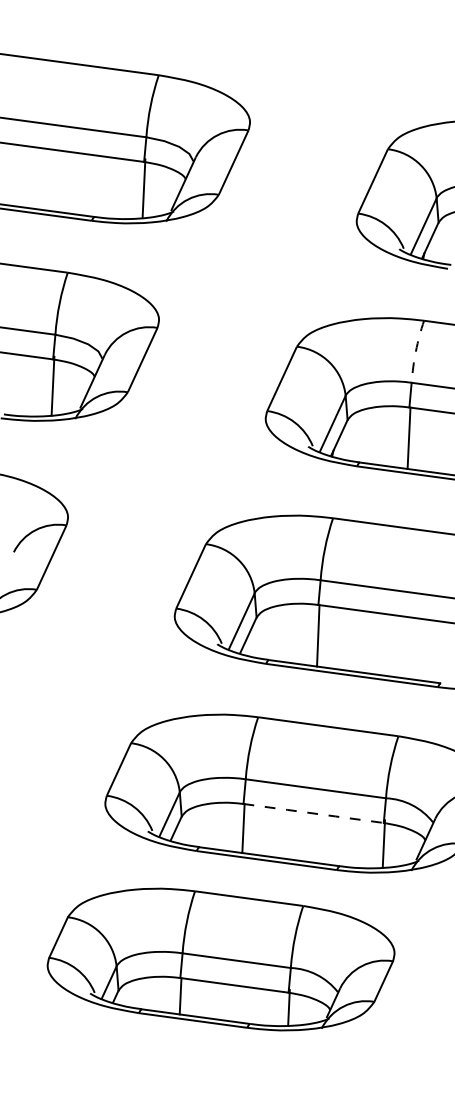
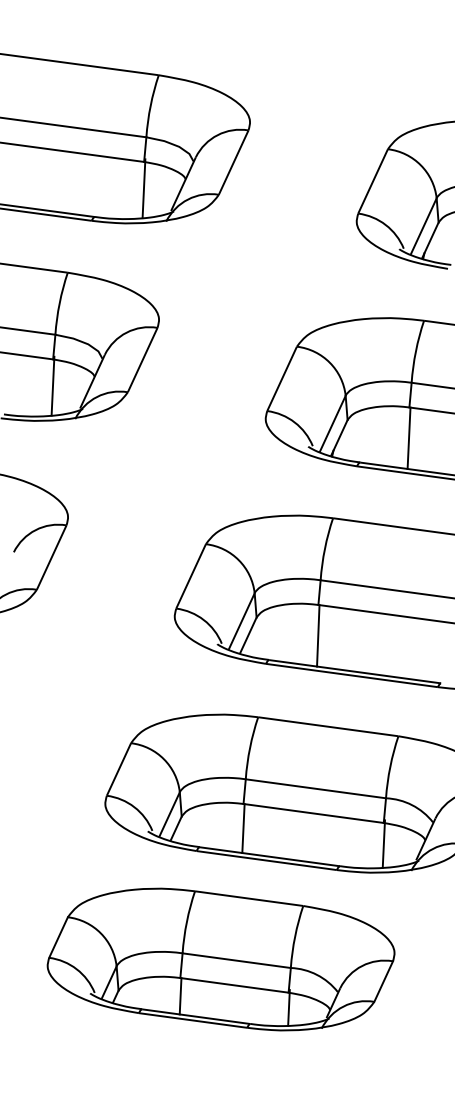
arc: dashed -> solid (415, 351)
line: dashed -> solid (314, 813)
